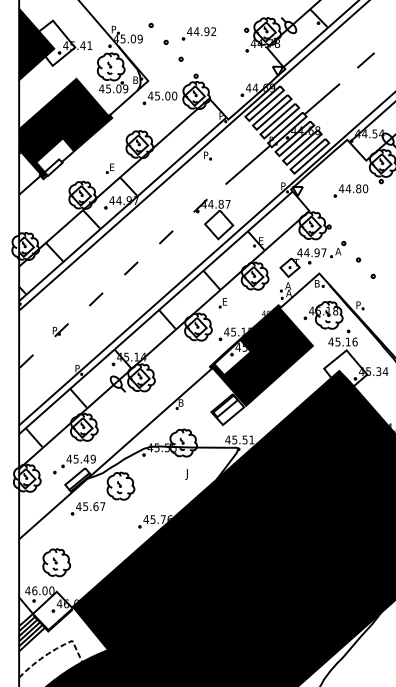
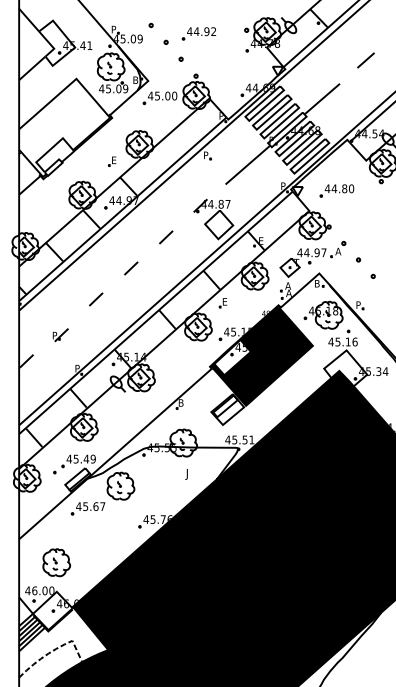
fill: present -> none (36, 44)
fill: present -> none (64, 127)
part position: (109, 168) -> (111, 161) (111, 161)
part position: (350, 190) -> (336, 190) (336, 190)
part position: (60, 330) -> (60, 335) (60, 335)
